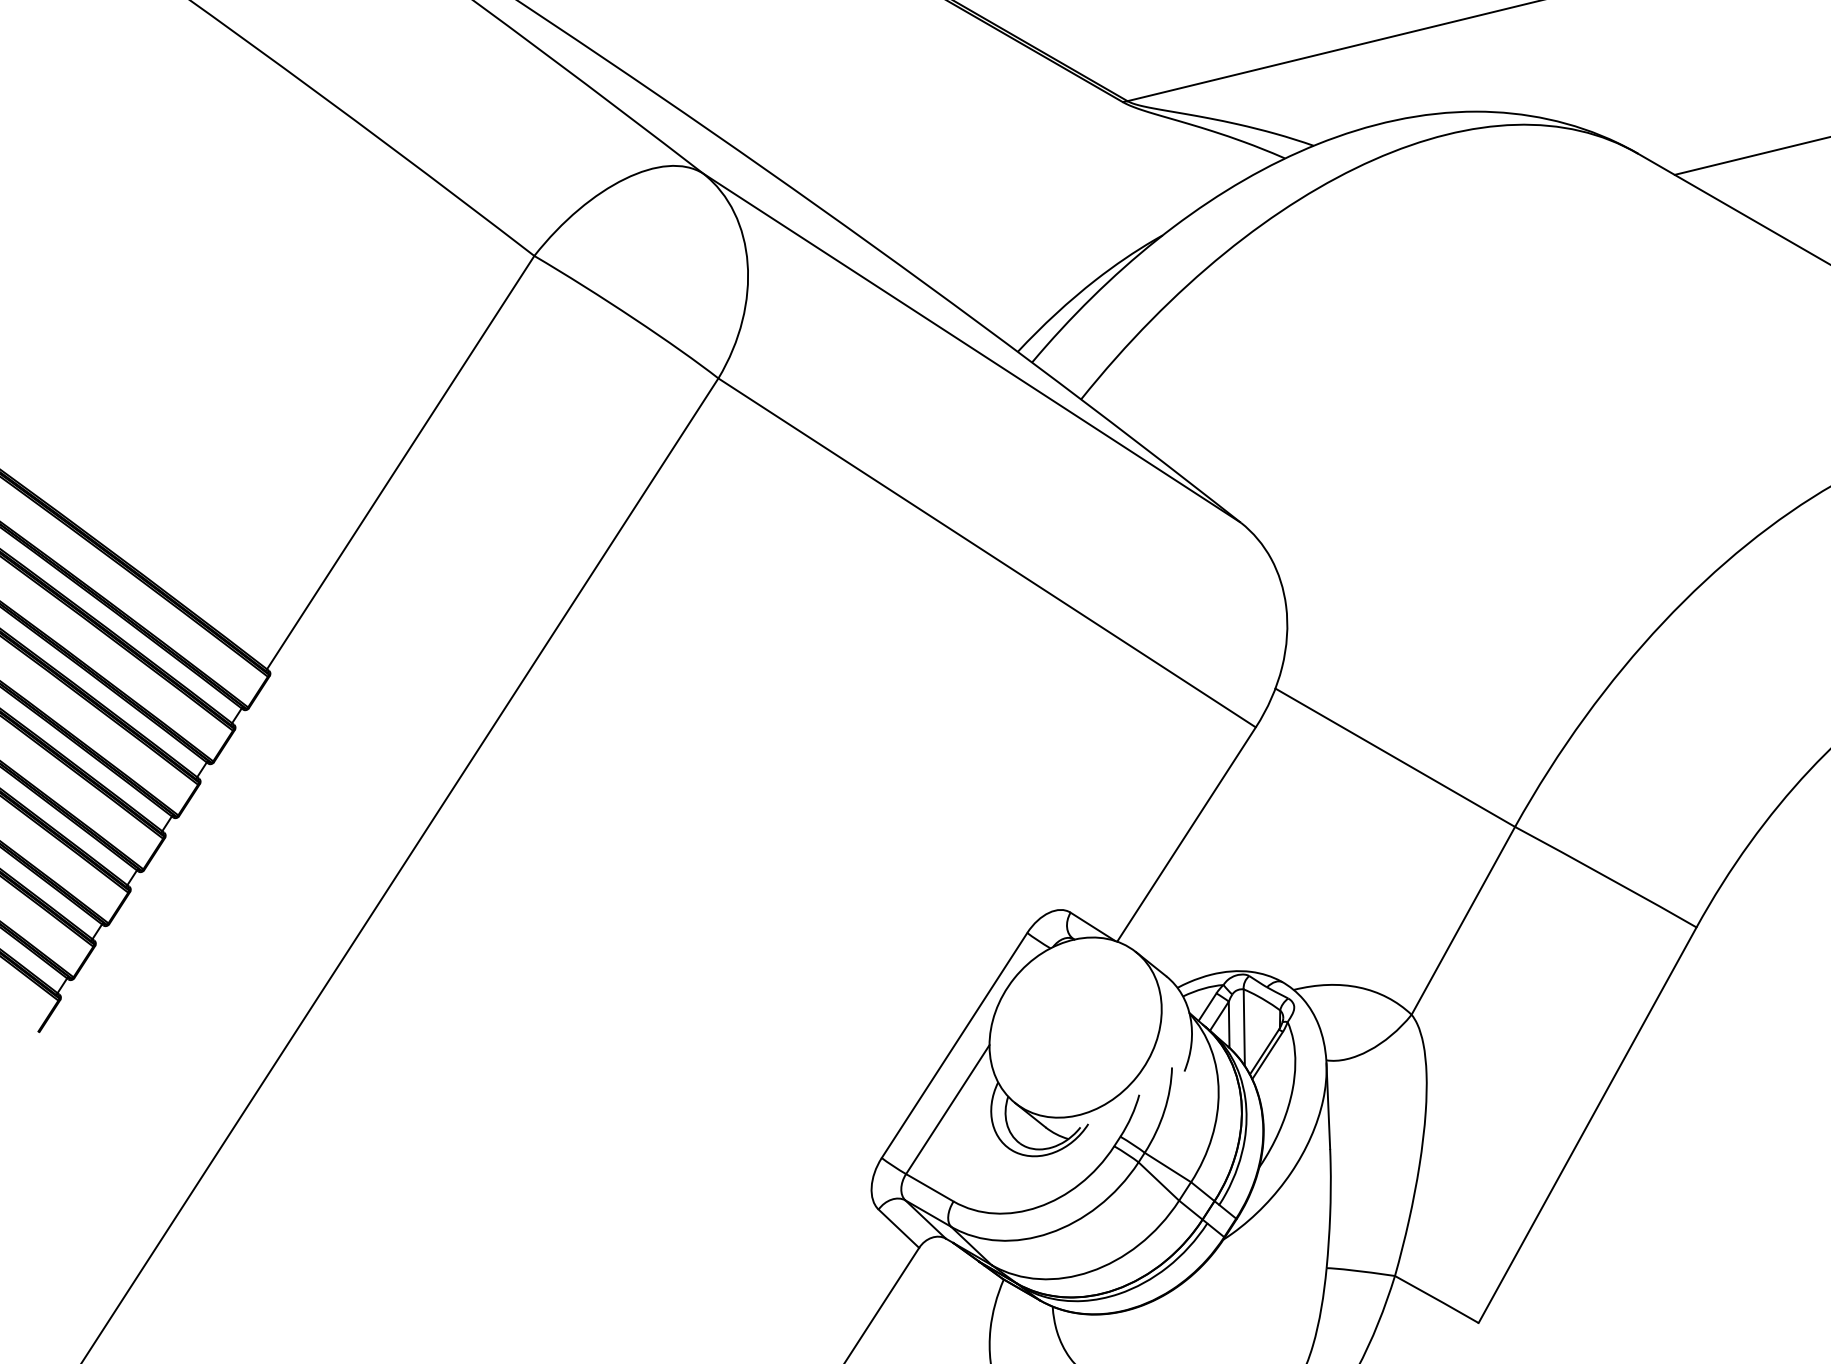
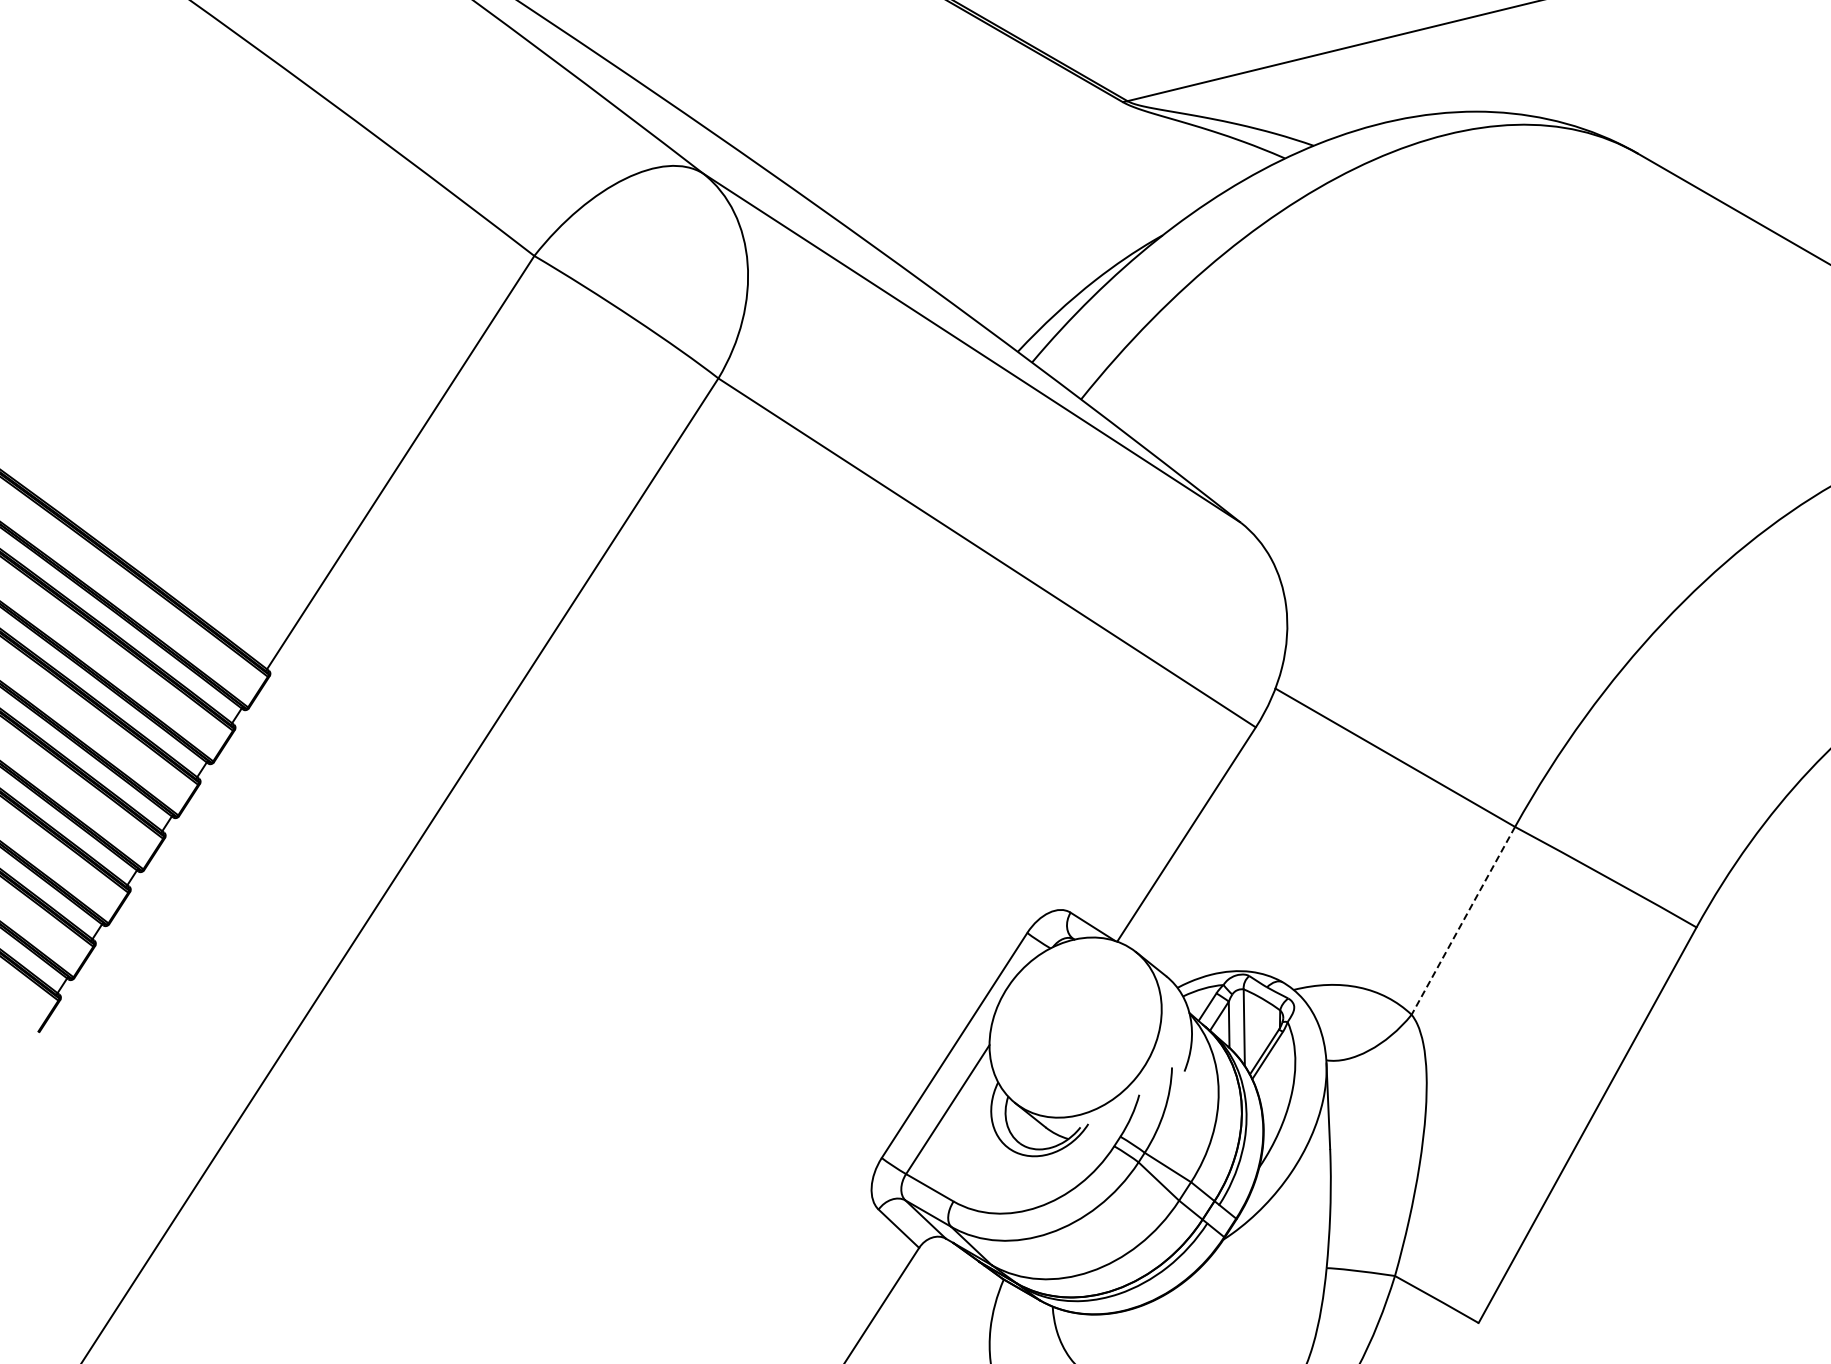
line: present -> none (1750, 155)
line: solid -> dashed (1463, 921)
